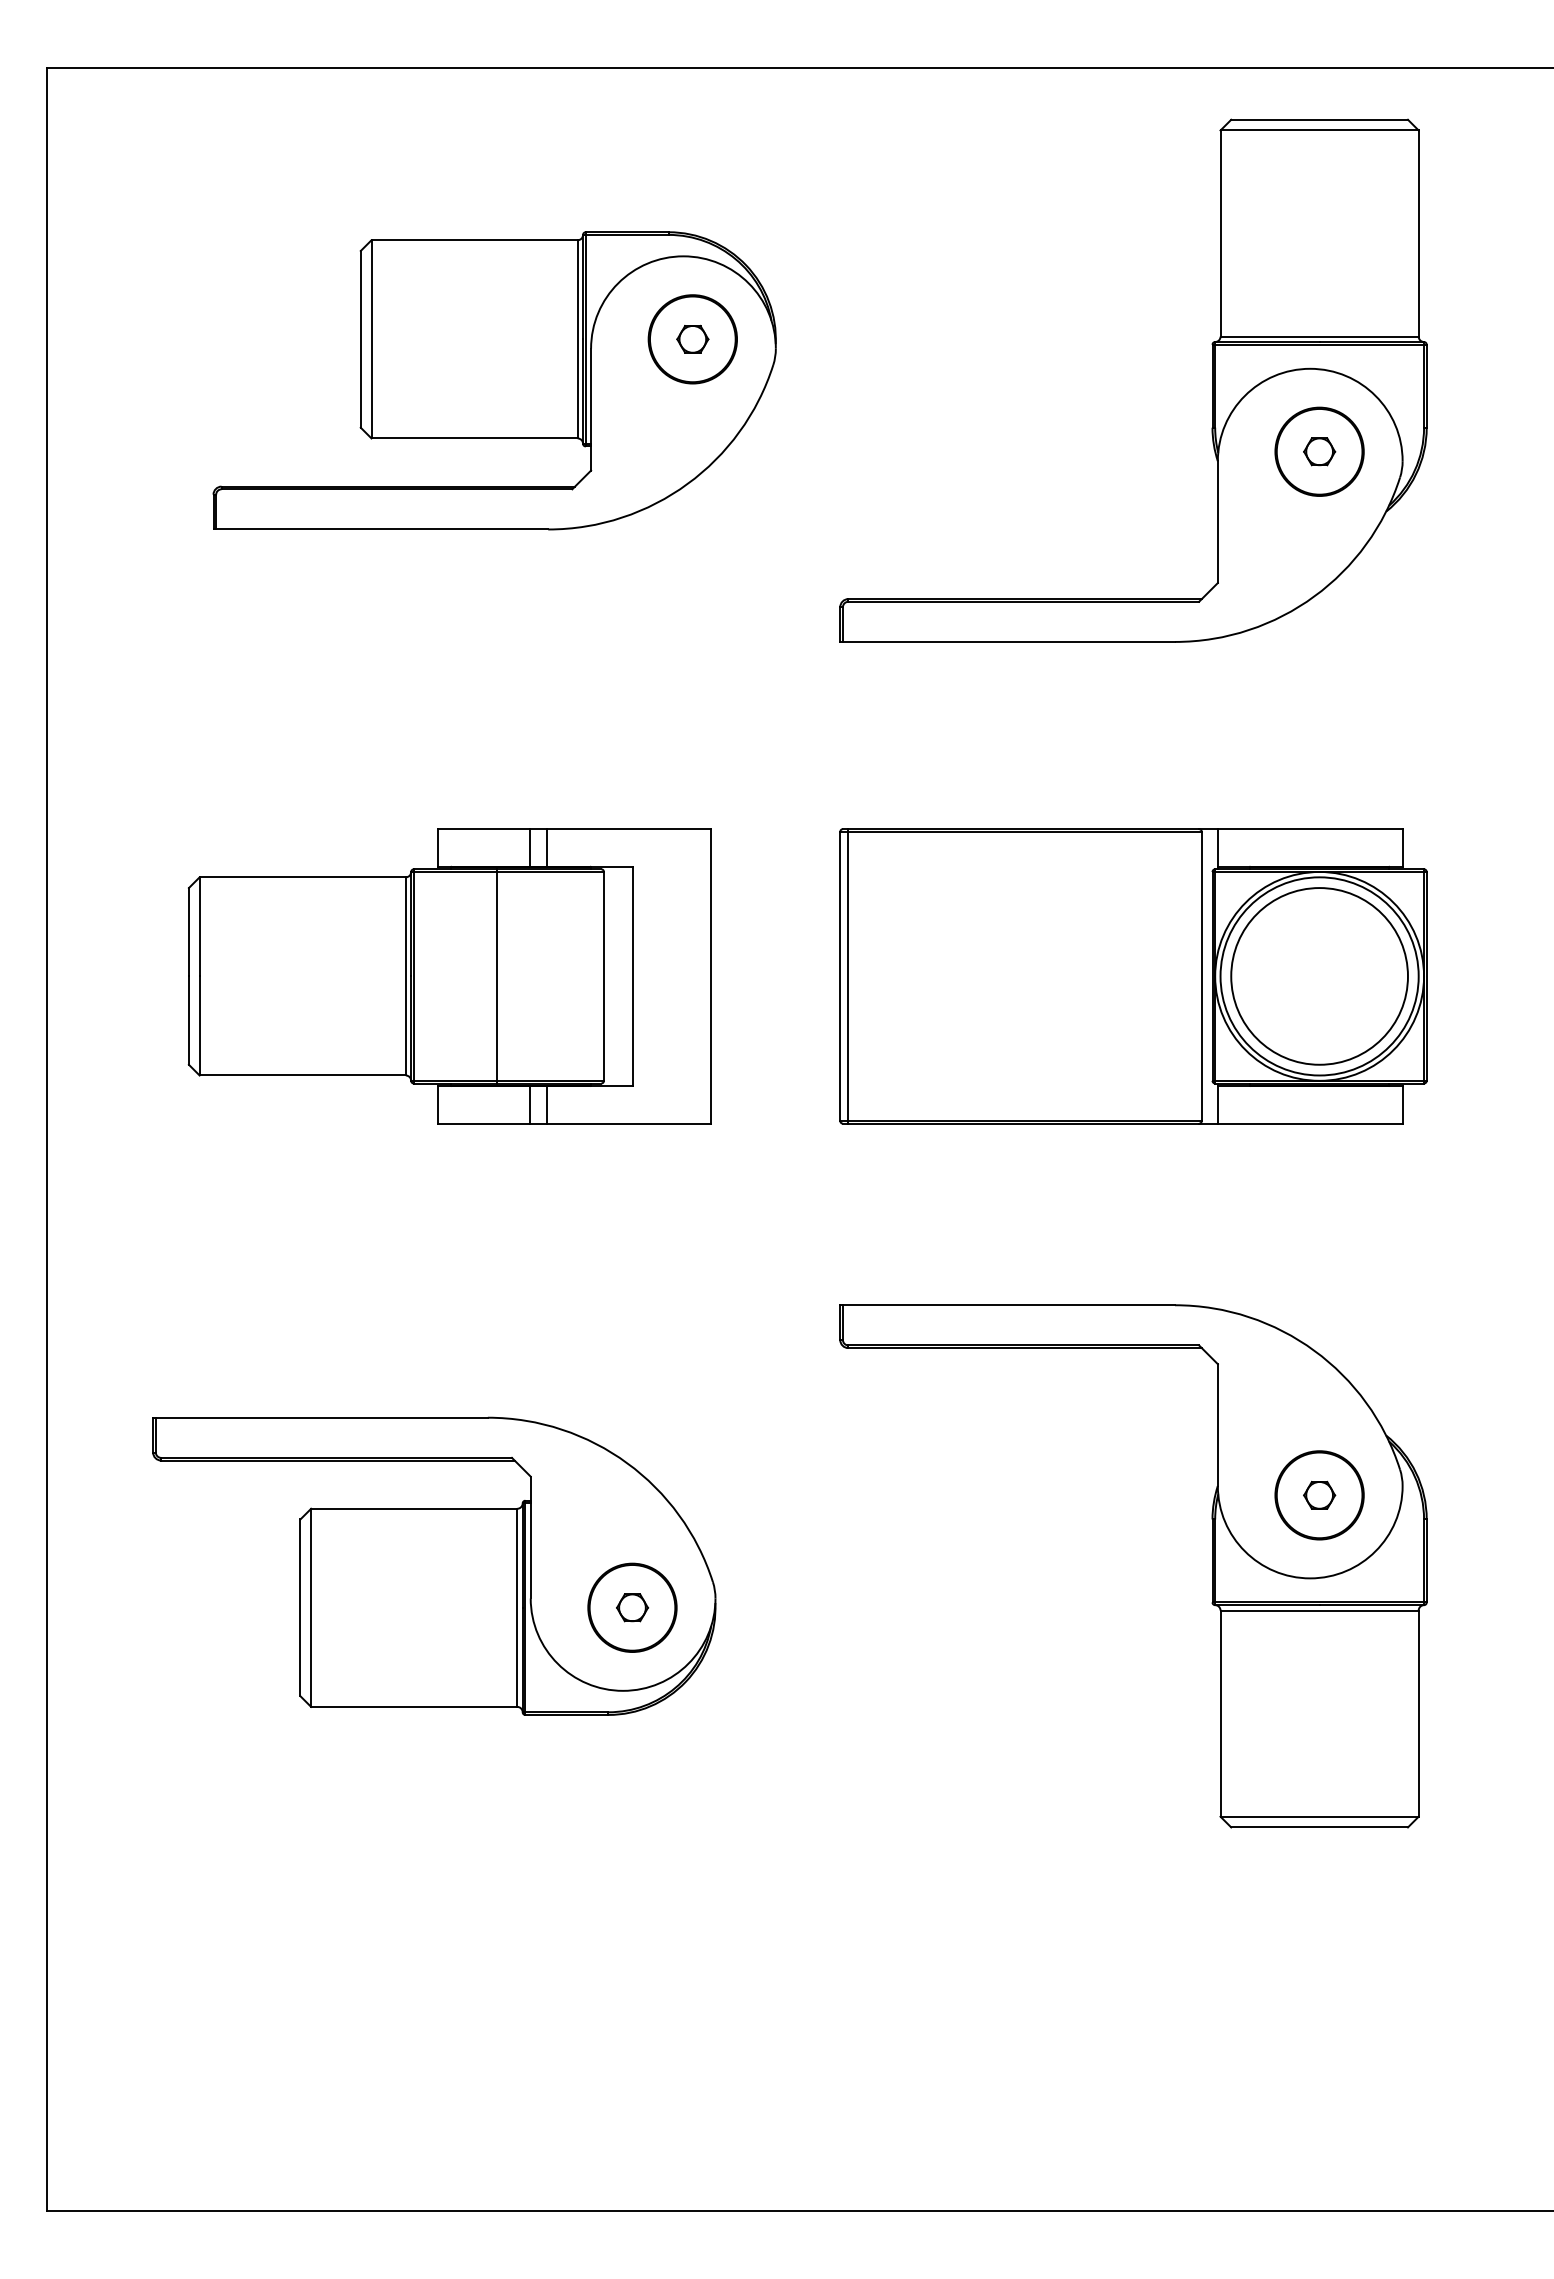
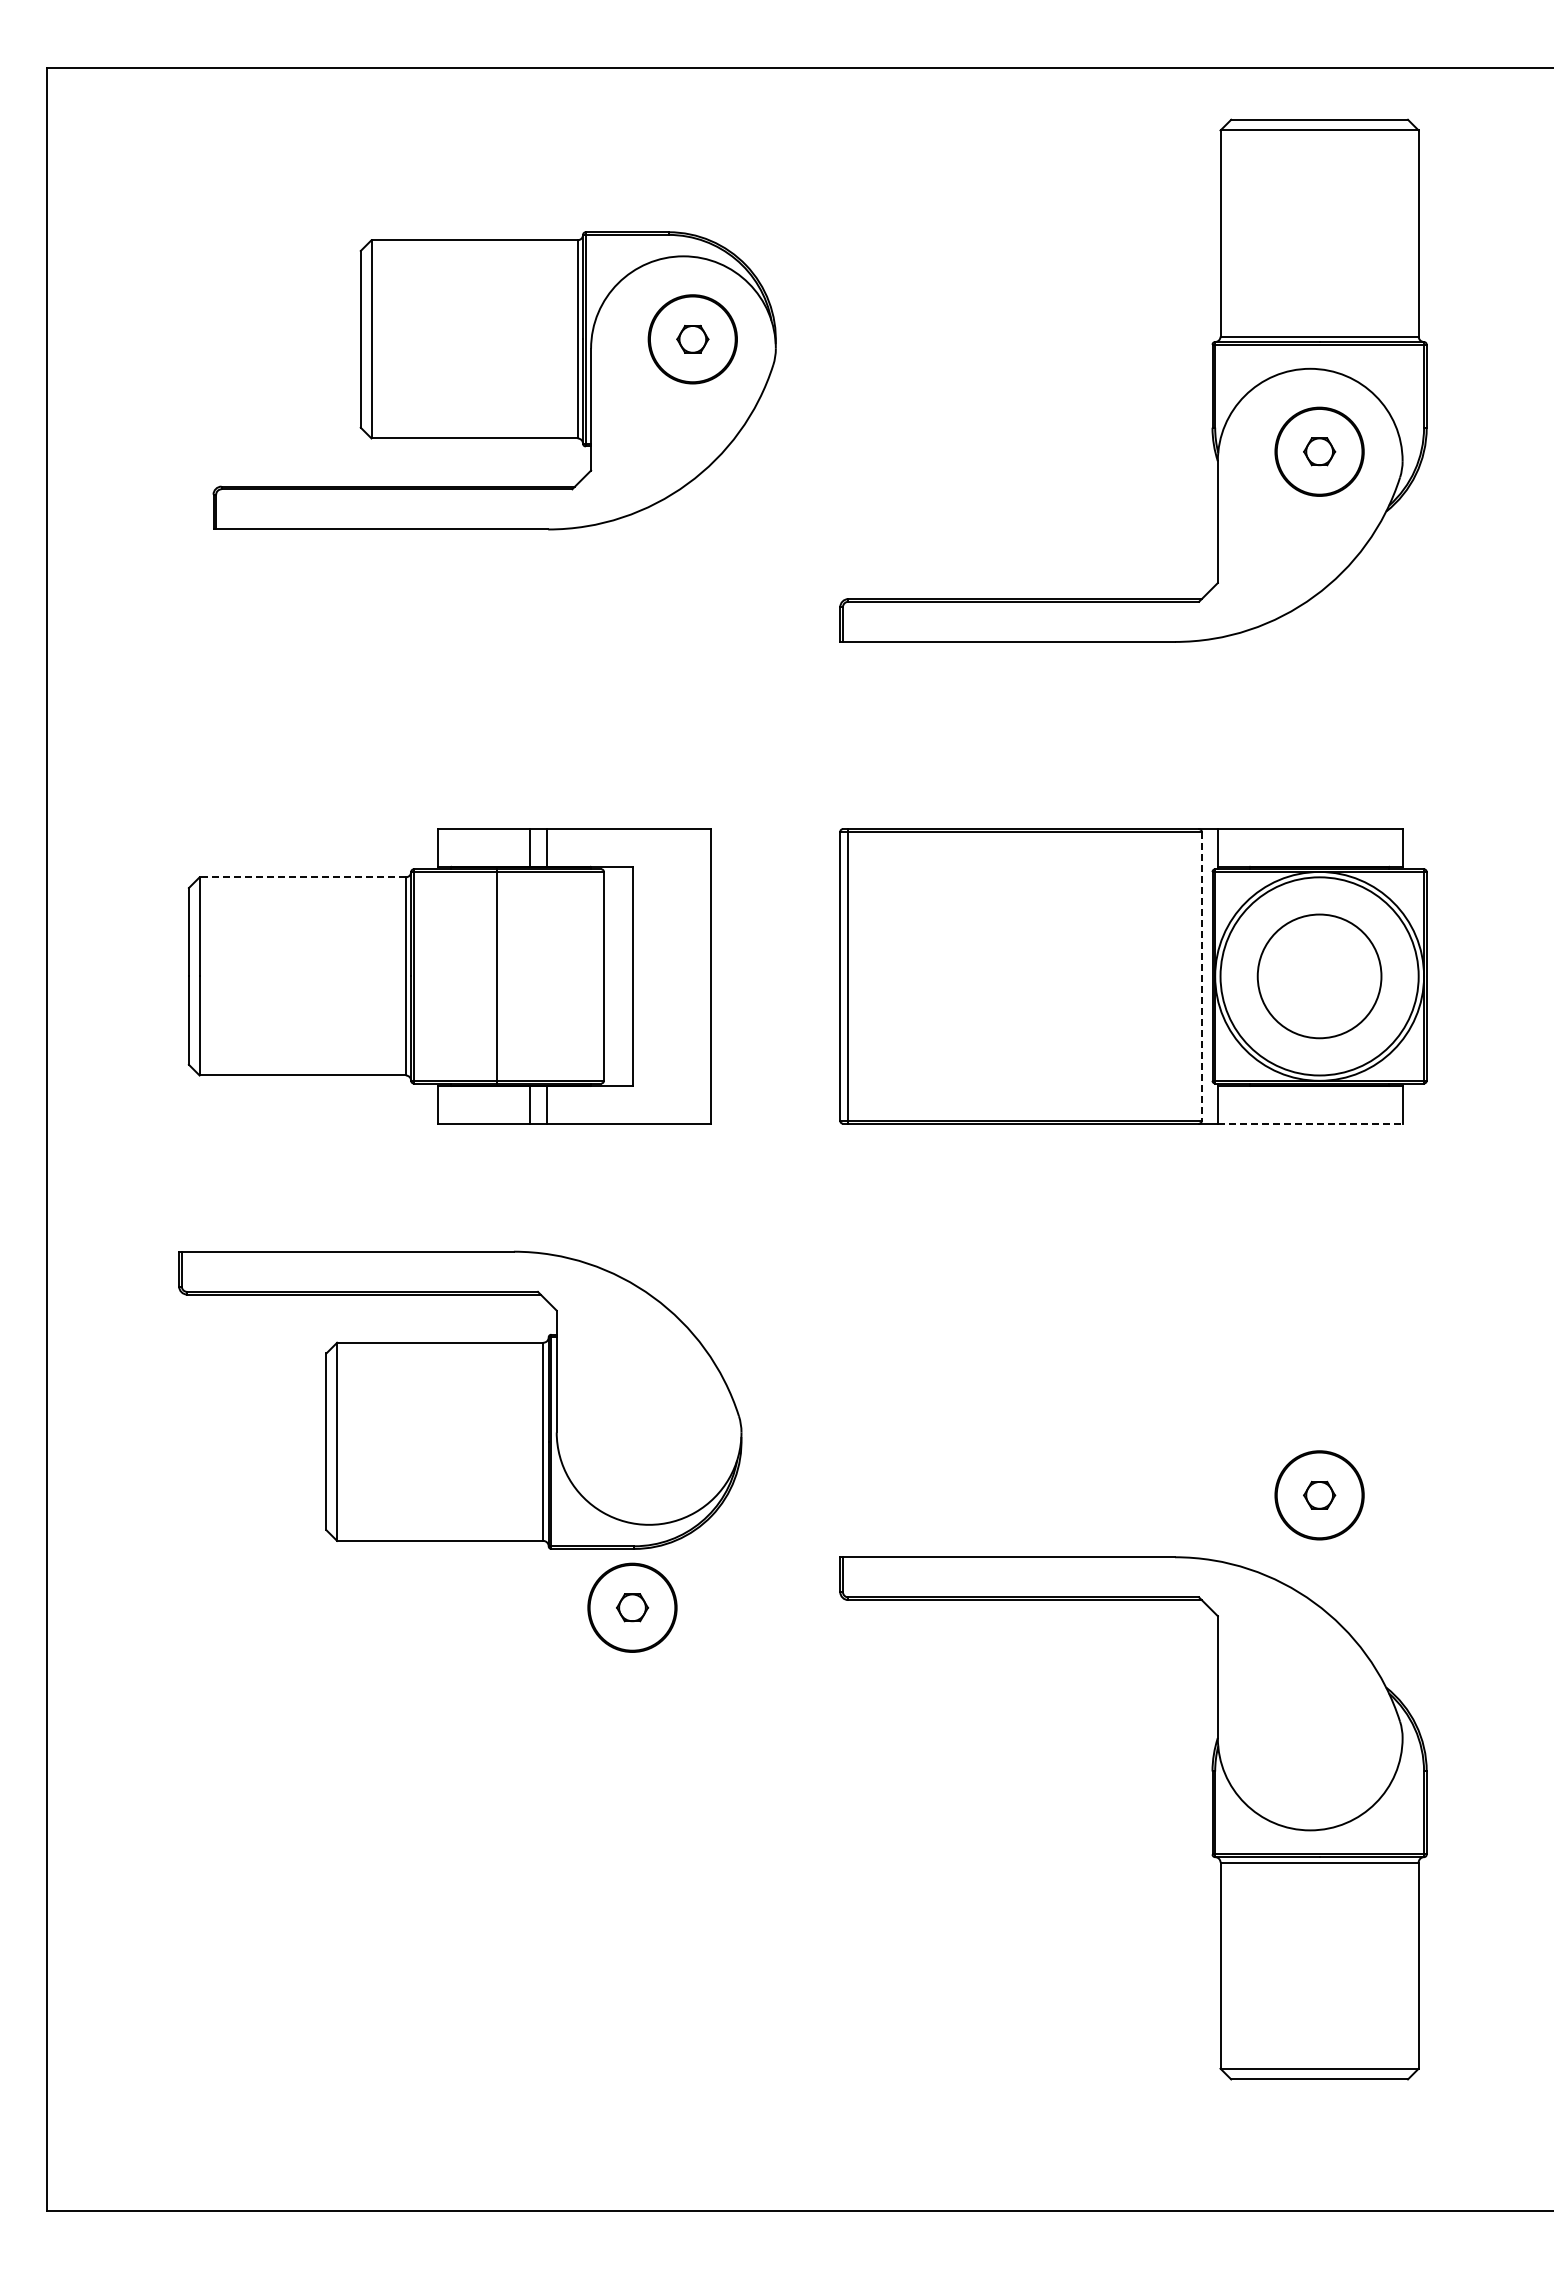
line: solid -> dashed (302, 877)
line: solid -> dashed (1201, 976)
circle diameter: 177 px -> 124 px (1319, 976)
line: solid -> dashed (1310, 1123)
part position: (434, 1565) -> (460, 1399) (460, 1399)
part position: (1212, 1566) -> (1212, 1818) (1212, 1818)
